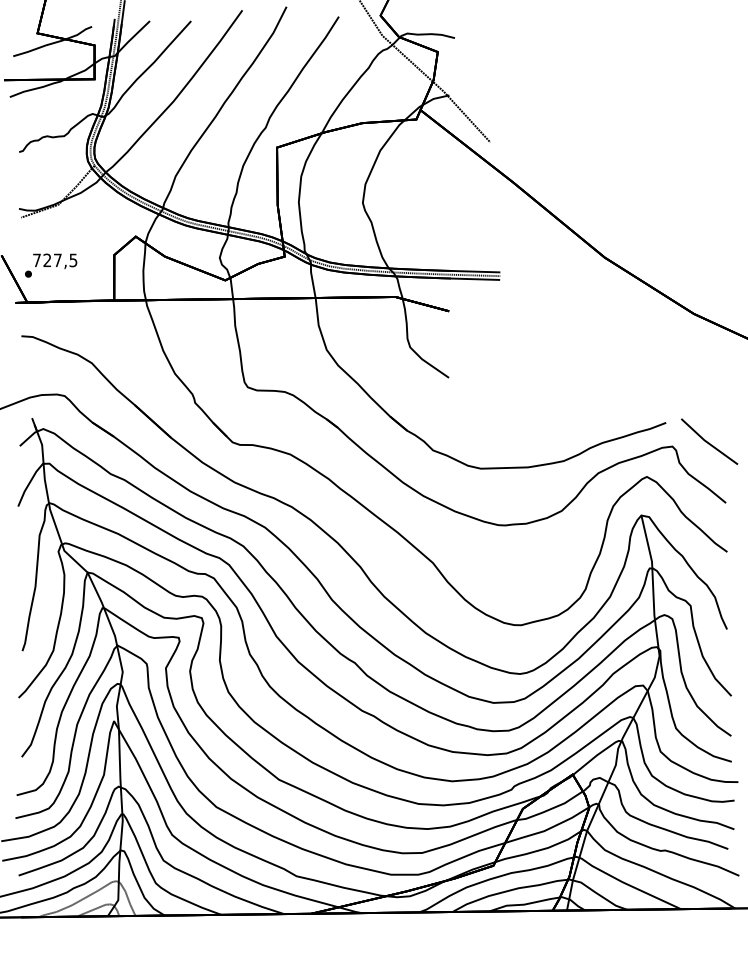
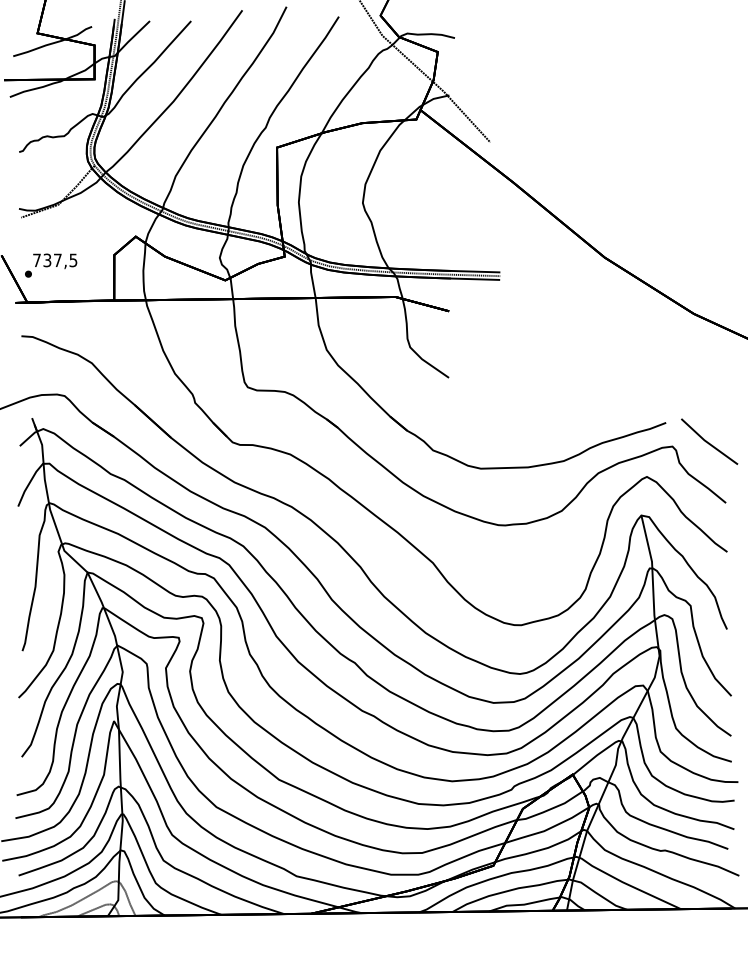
text: 727,5 -> 737,5 (47, 260)
